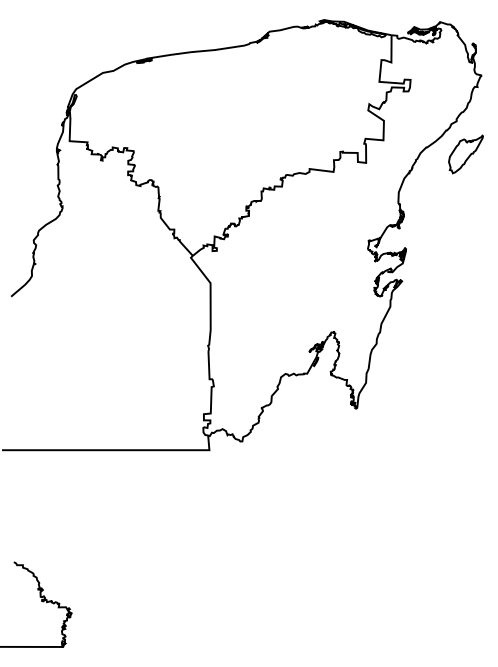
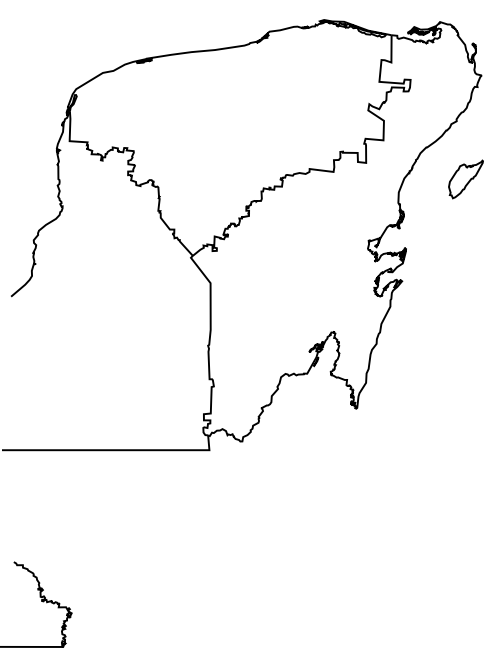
part position: (465, 154) -> (465, 179) (465, 179)
